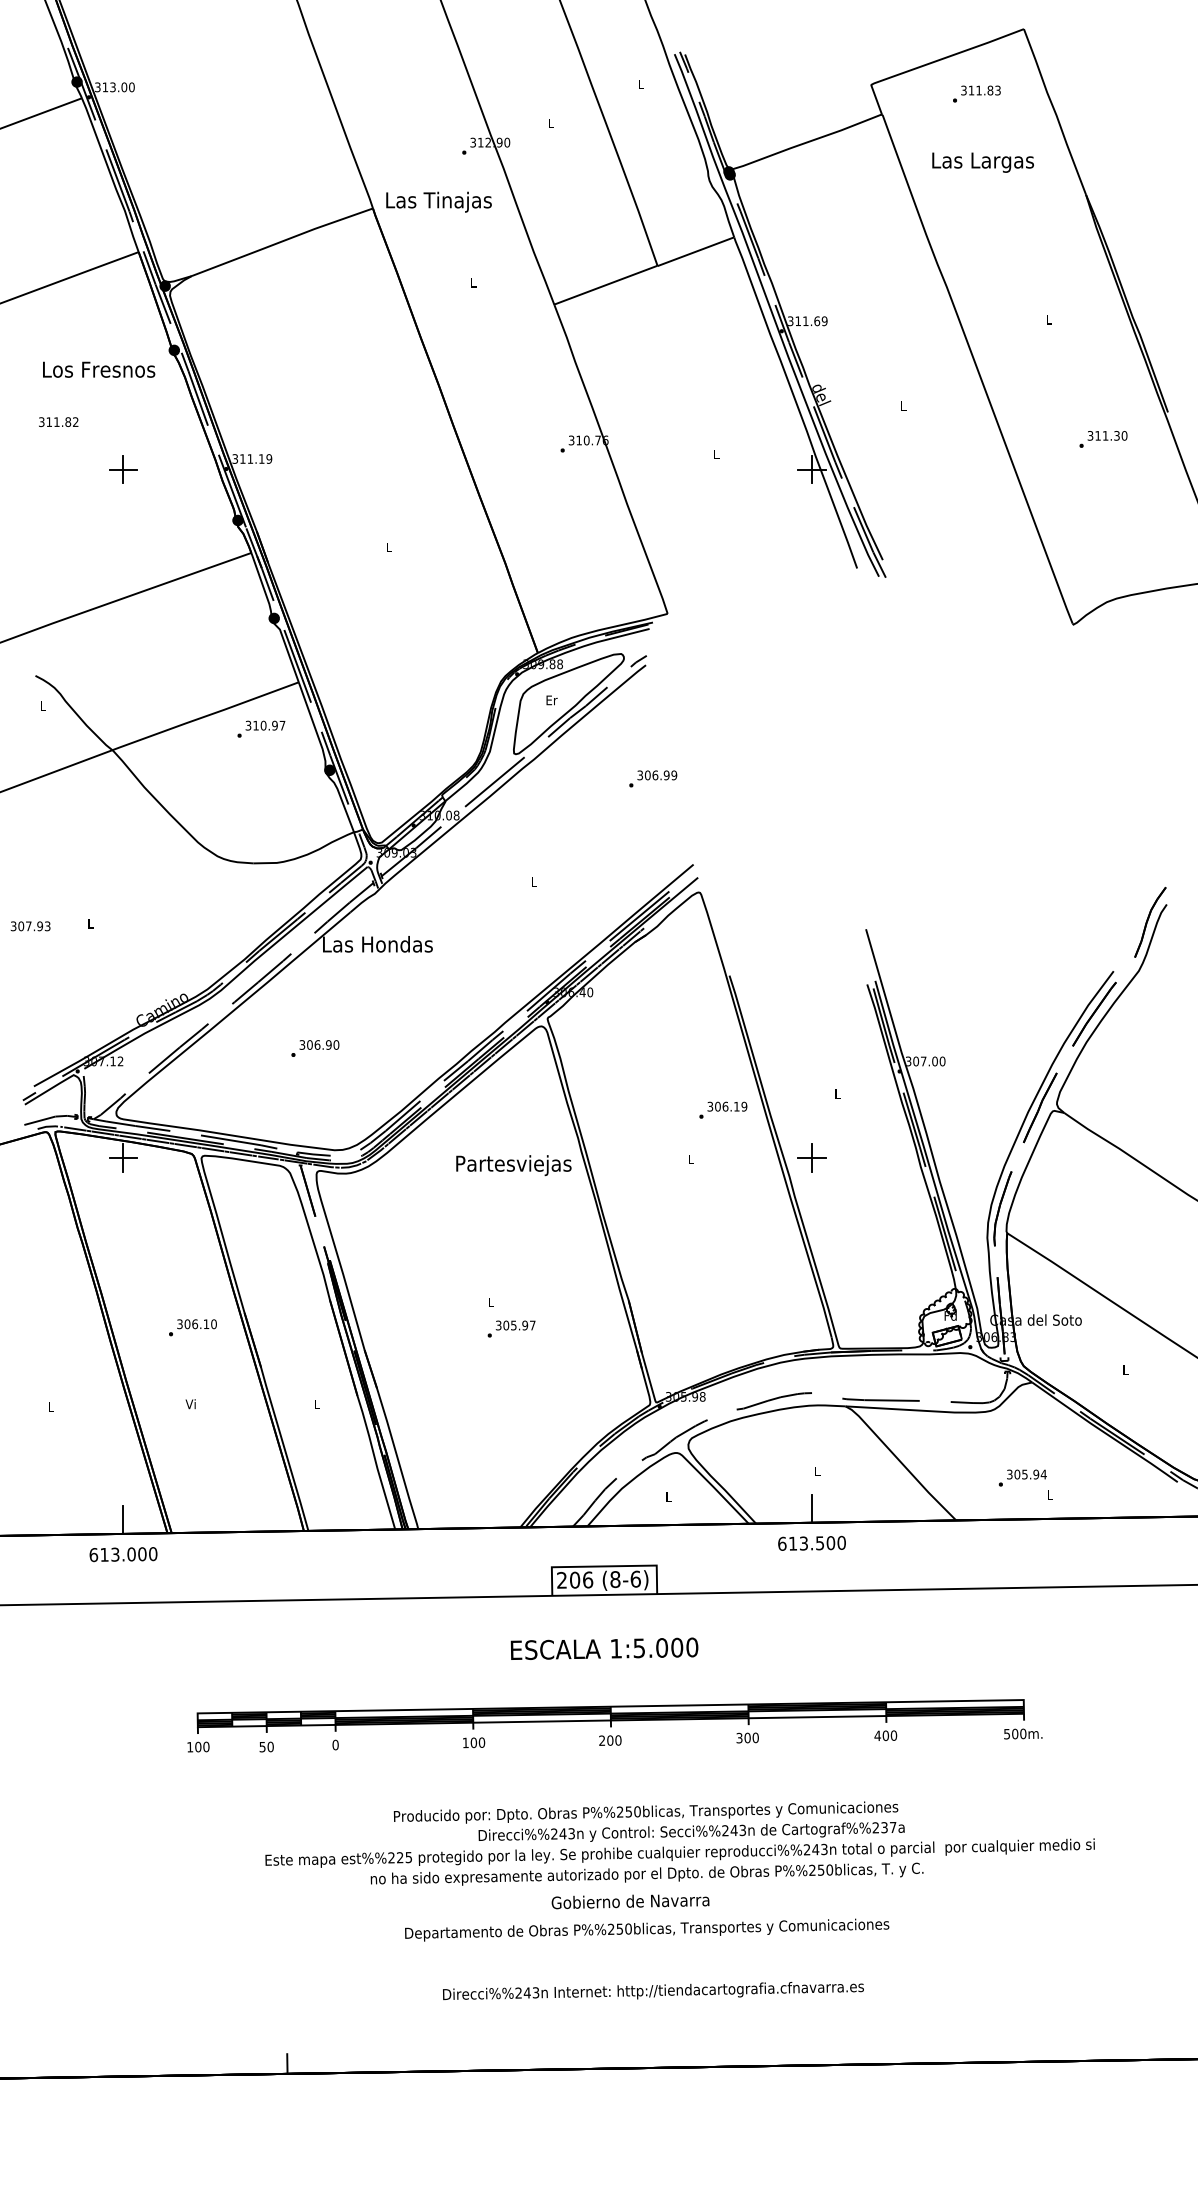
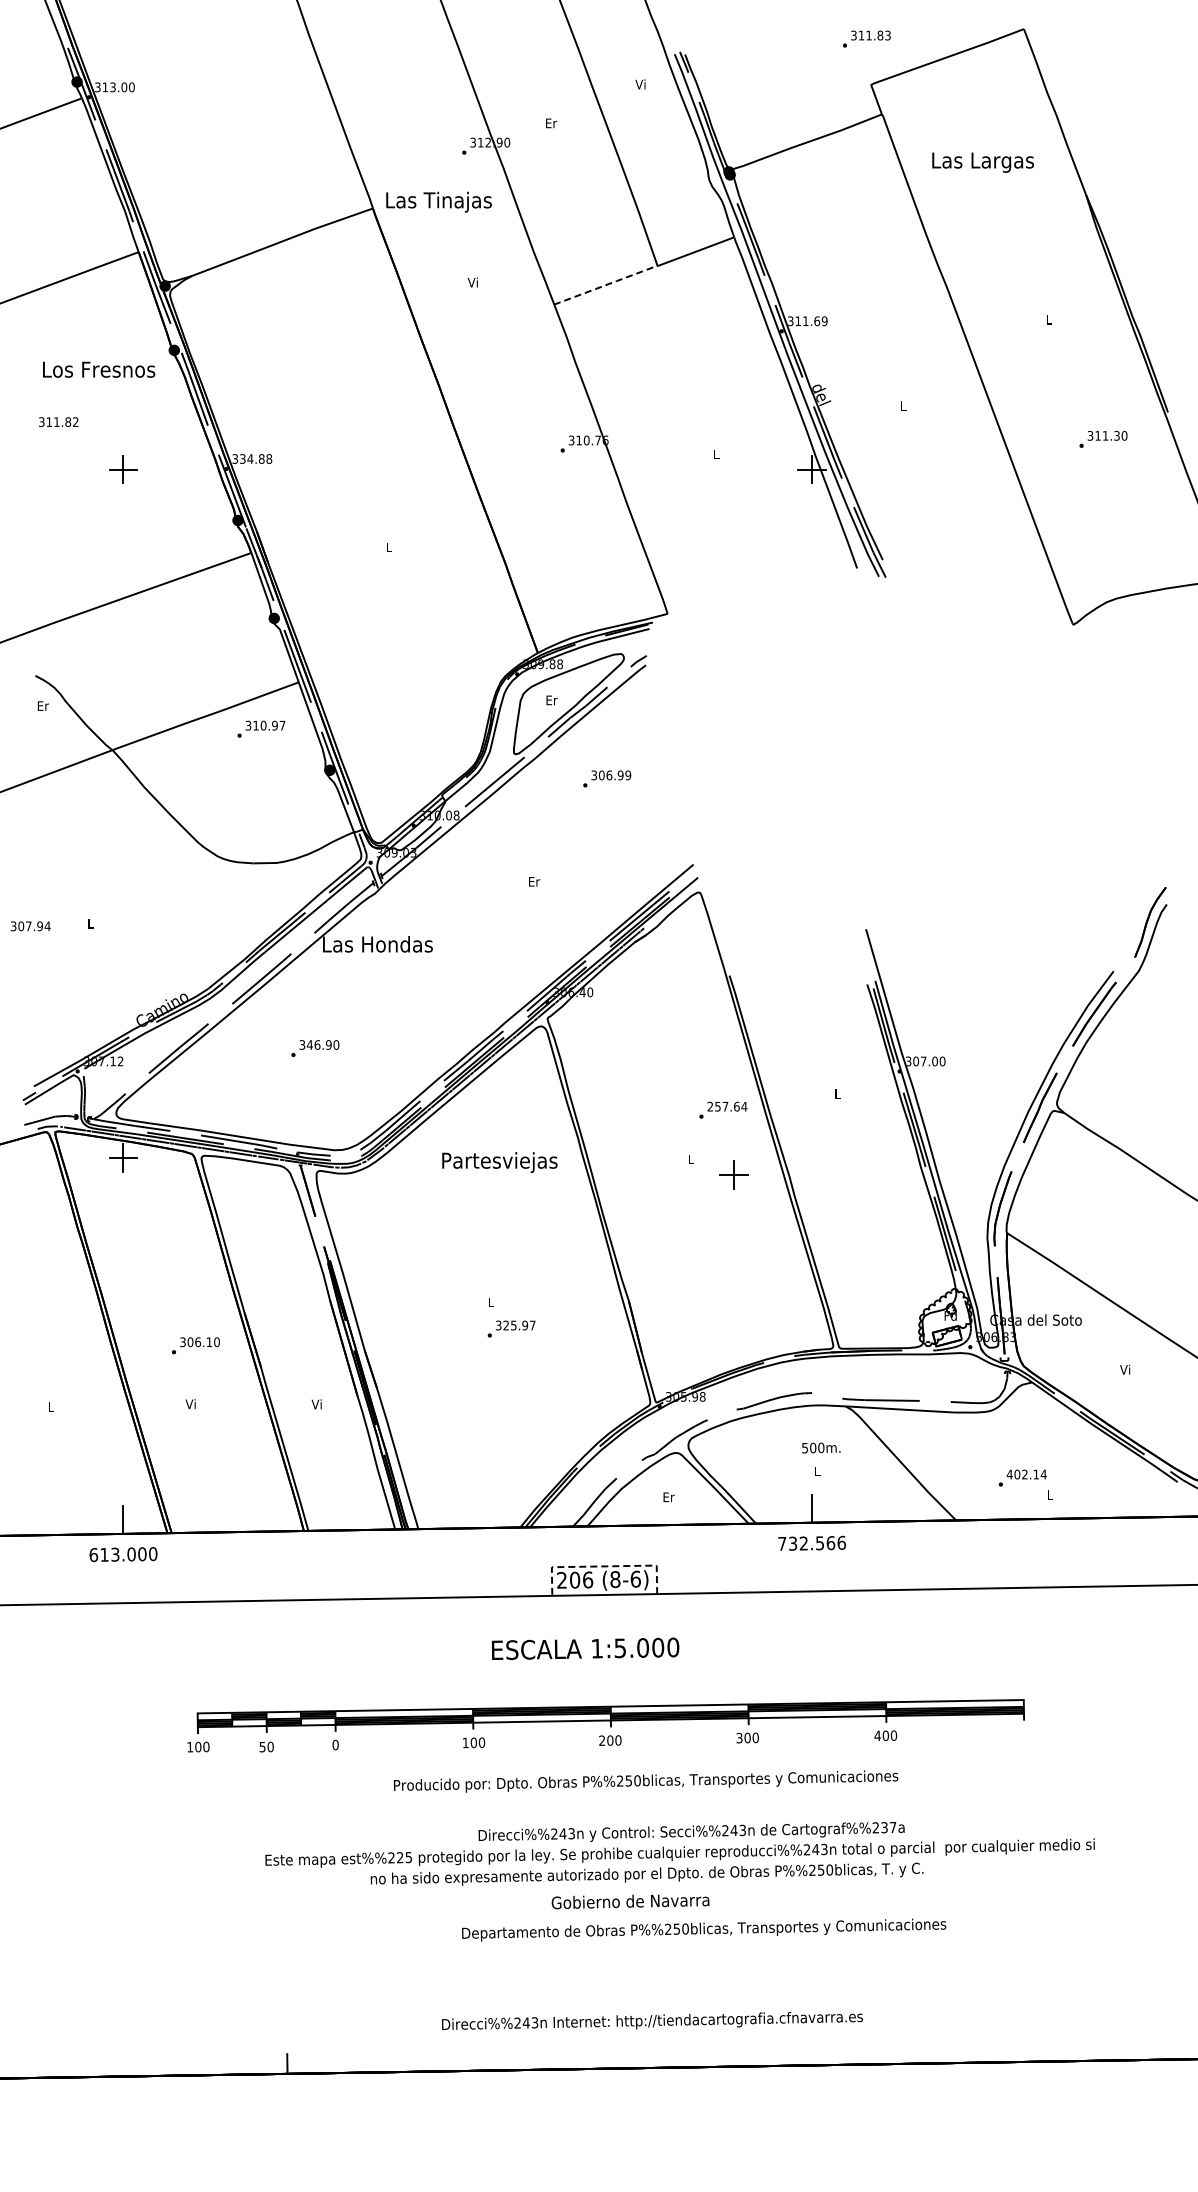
text: L -> Vi (640, 84)
text position: (976, 93) -> (866, 38) (866, 38)
text: L -> Er (551, 123)
text: L -> Vi (472, 282)
line: solid -> dashed (606, 285)
text: 311.19 -> 334.88 (256, 458)
text: L -> Er (42, 705)
text position: (653, 778) -> (607, 778) (607, 778)
text: L -> Er (534, 881)
text: 307.93 -> 307.94 (47, 926)
text: 306.90 -> 346.90 (309, 1044)
text: 306.19 -> 257.64 (727, 1106)
part position: (811, 1157) -> (733, 1174) (733, 1174)
text position: (513, 1165) -> (499, 1162) (499, 1162)
text: 305.97 -> 325.97 (506, 1325)
text position: (192, 1327) -> (195, 1345) (195, 1345)
text: L -> Vi (1125, 1369)
text: L -> Vi (316, 1404)
text: 305.94 -> 402.14 (1022, 1474)
text: L -> Er (668, 1497)
text: 613.500 -> 732.566 (812, 1542)
line: solid -> dashed (603, 1566)
text position: (604, 1648) -> (585, 1648) (585, 1648)
text position: (1023, 1733) -> (821, 1447) (821, 1447)
text position: (645, 1812) -> (645, 1781) (645, 1781)
text position: (647, 1929) -> (704, 1929) (704, 1929)
text position: (653, 1990) -> (652, 2020) (652, 2020)
